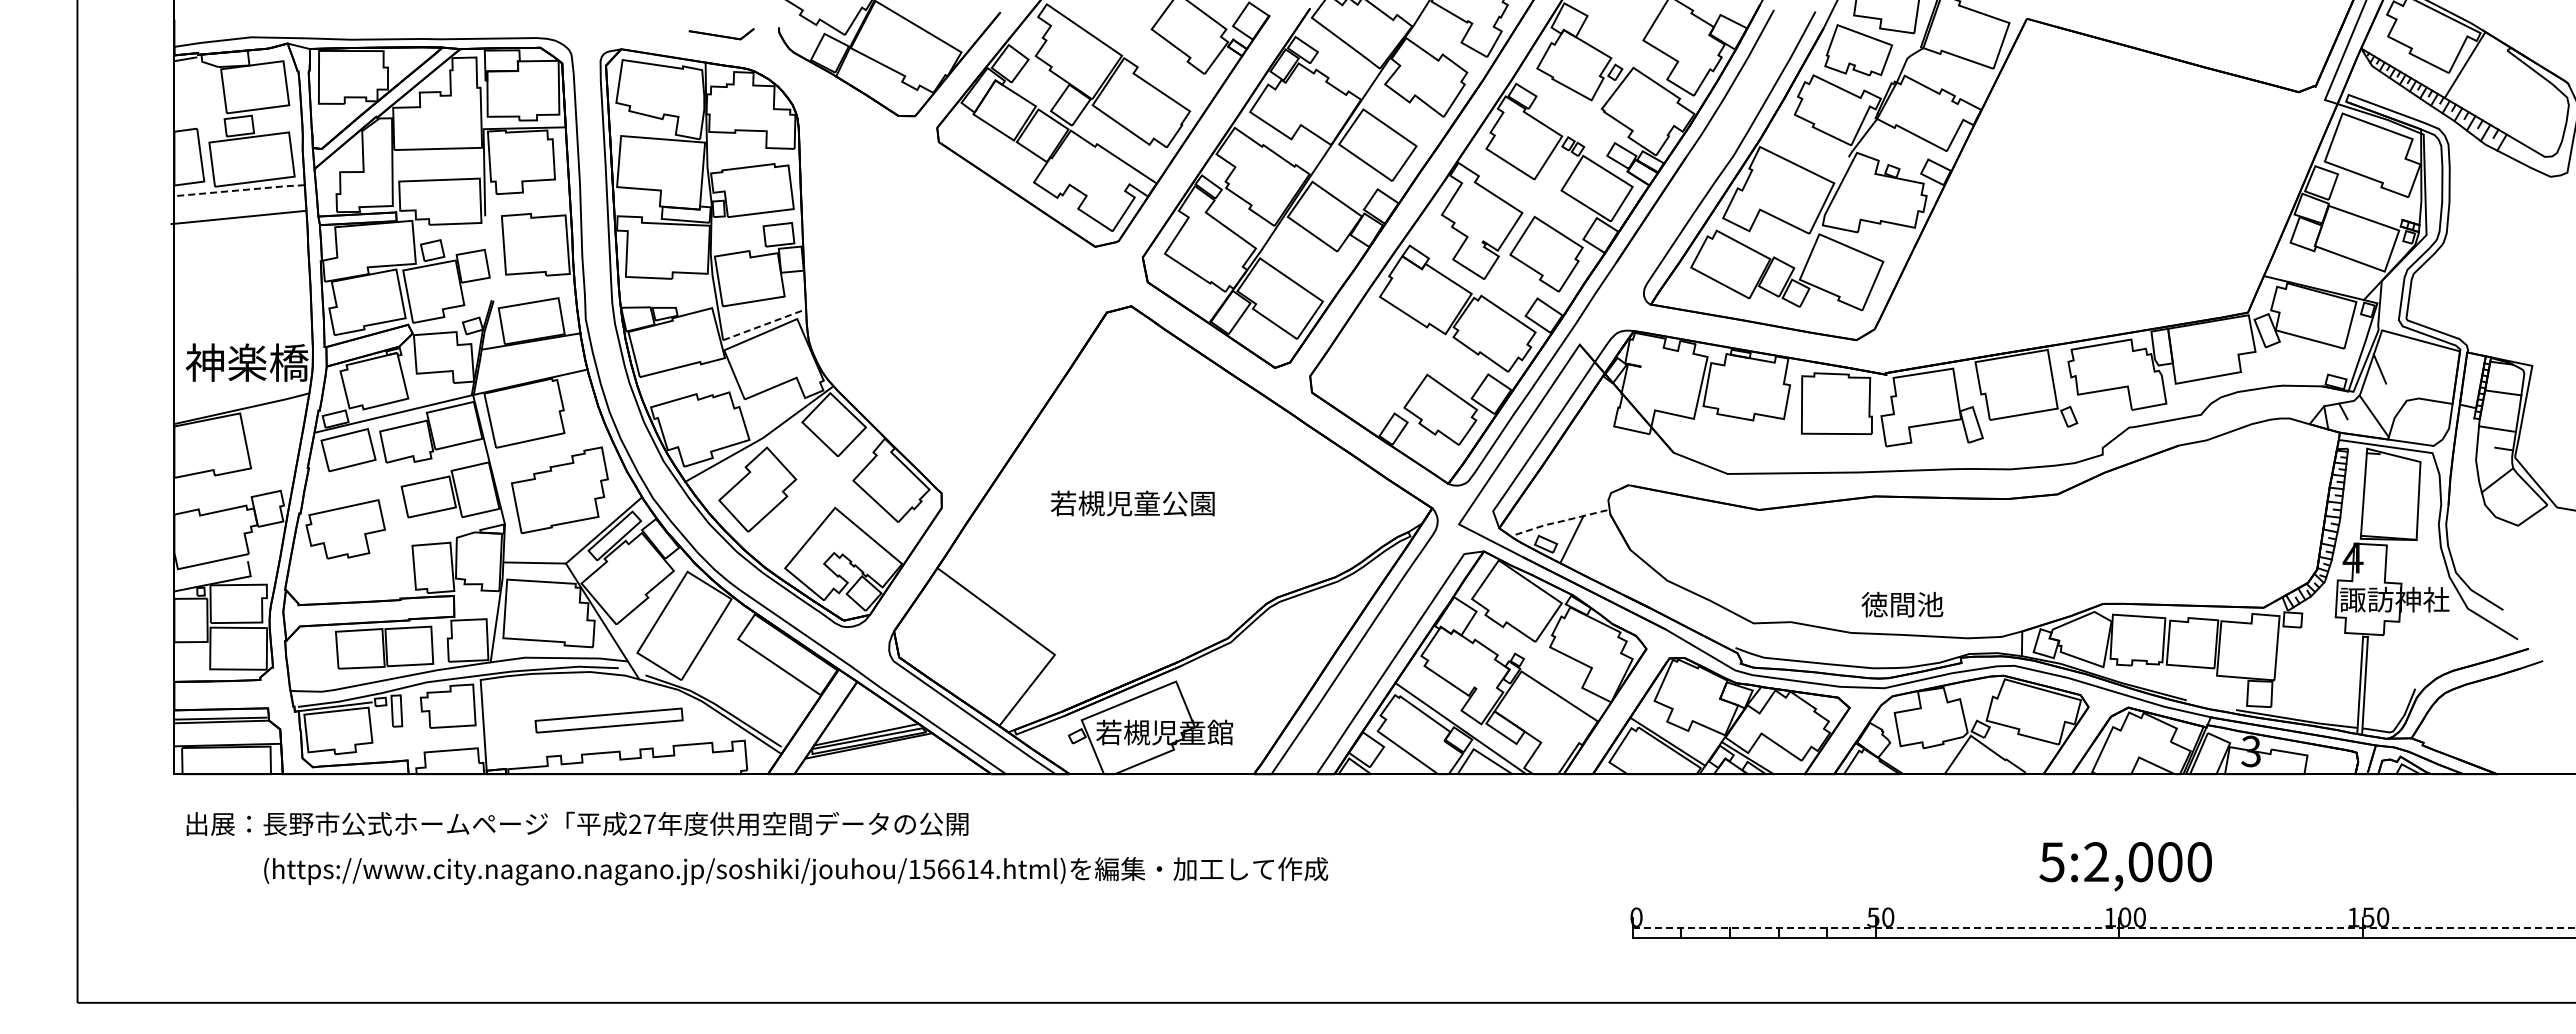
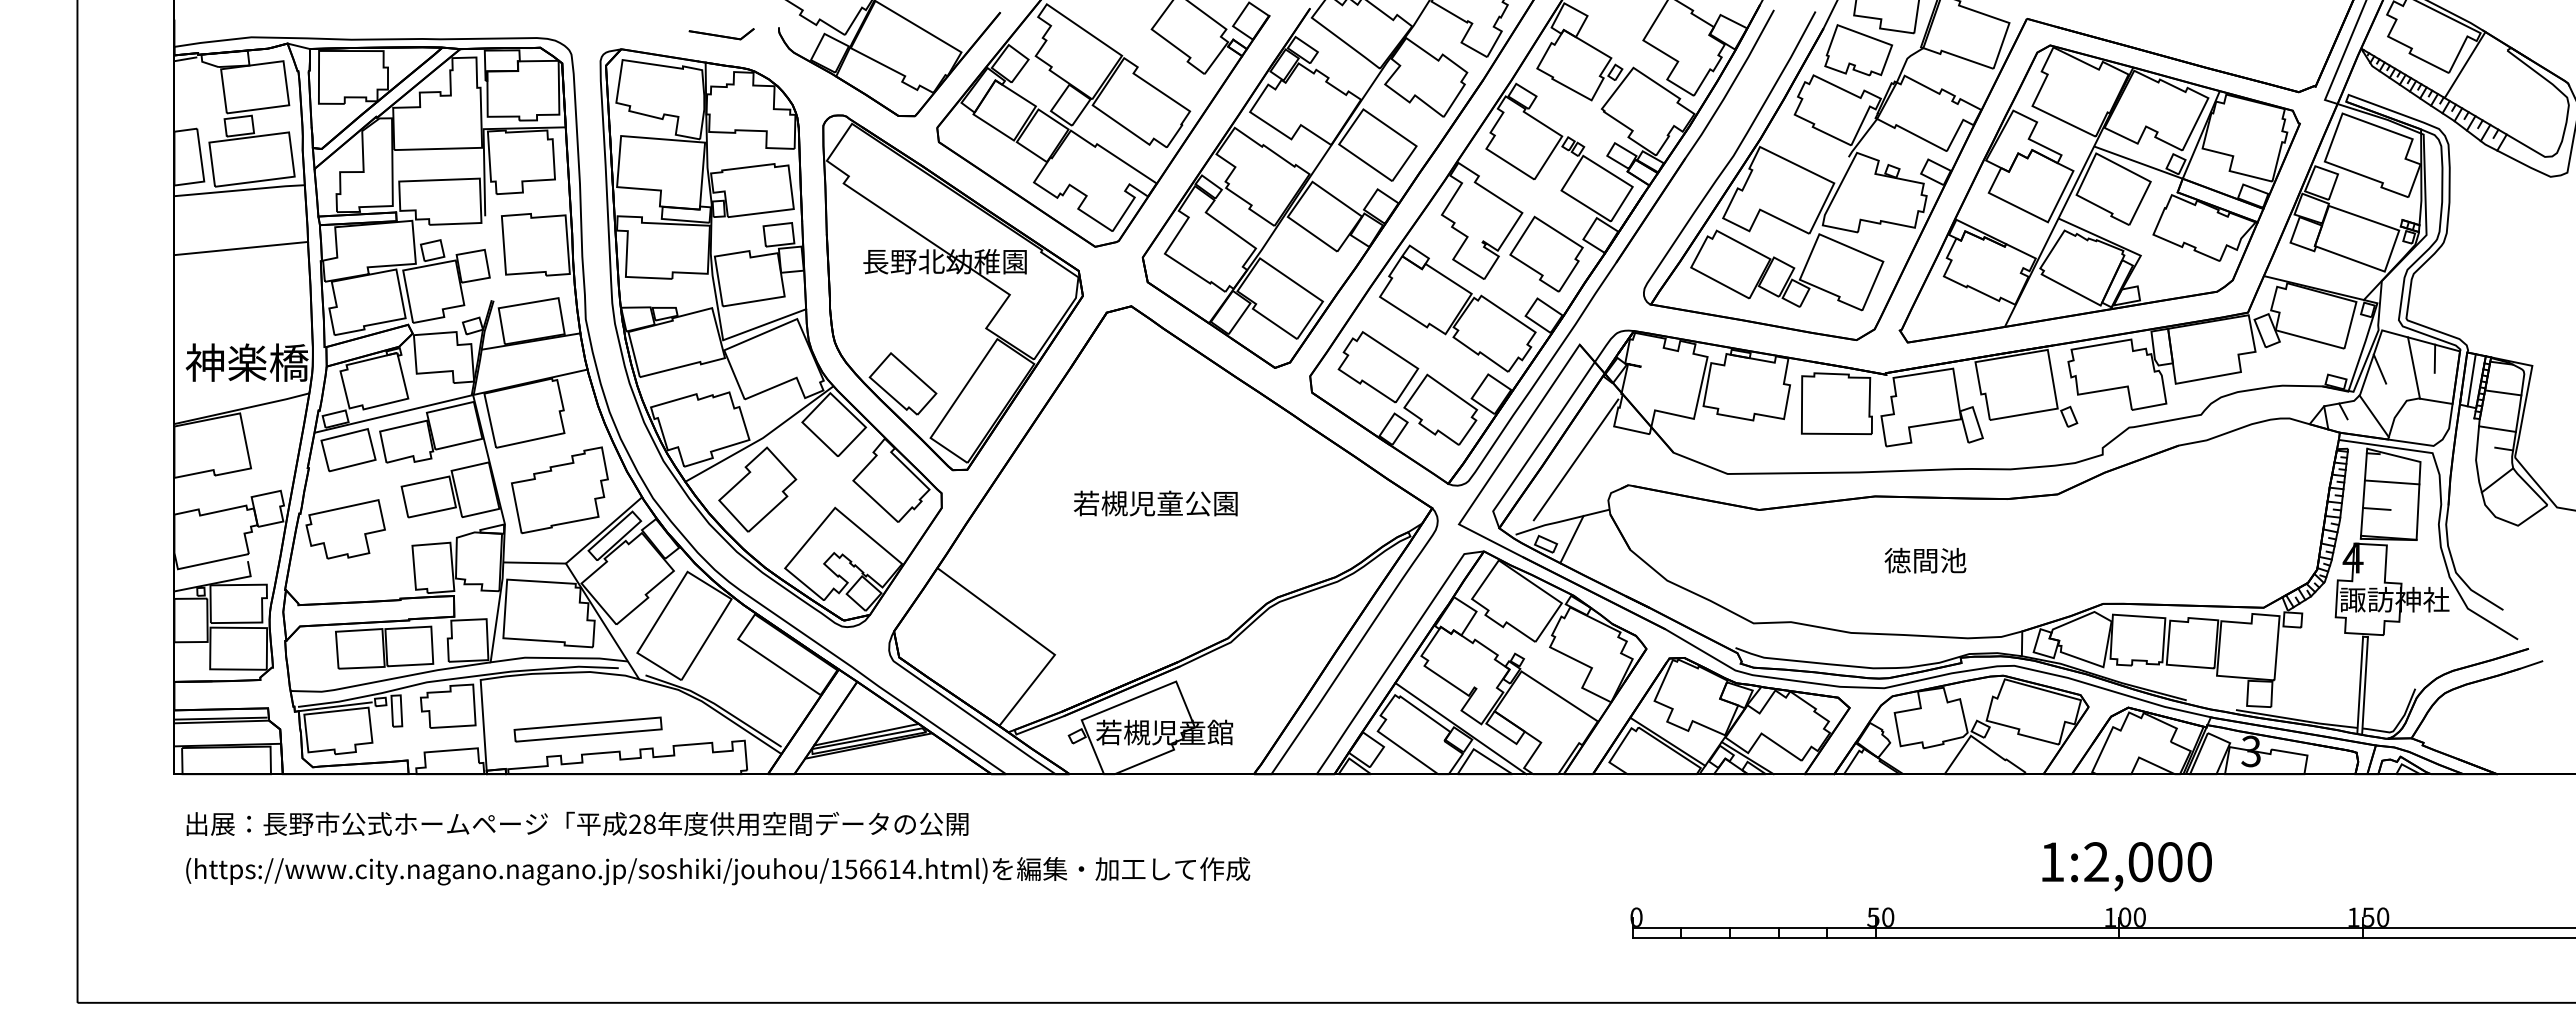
line: dashed -> solid (239, 190)
part: none -> present (2099, 193)
line position: (238, 217) -> (241, 248) (241, 248)
part: none -> present (952, 292)
line: dashed -> solid (765, 324)
line: none -> present (2434, 358)
part: none -> present (1378, 367)
line: none -> present (2414, 367)
line: none -> present (2471, 380)
line: none -> present (1575, 459)
line: none -> present (2391, 482)
text position: (1132, 503) -> (1155, 503) (1155, 503)
line: none -> present (2376, 508)
line: dashed -> solid (1561, 521)
text position: (1902, 604) -> (1925, 560) (1925, 560)
part position: (608, 720) -> (587, 729) (587, 729)
text: 27 -> 28 (649, 824)
text: 5:2,000 -> 1:2,000 (2051, 862)
text position: (796, 871) -> (718, 871) (718, 871)
line: dashed -> solid (2104, 927)
